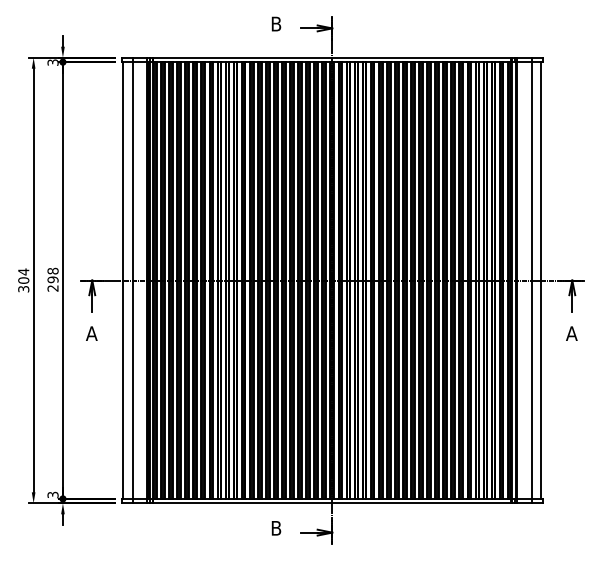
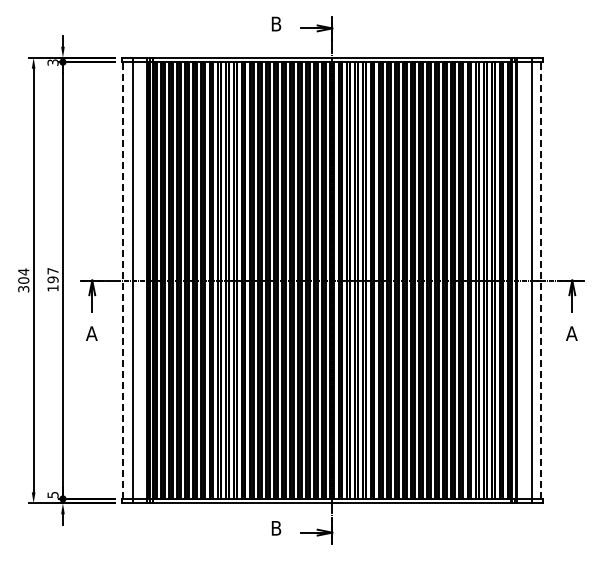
text: 298 -> 197 (52, 279)
line: solid -> dashed (123, 280)
line: solid -> dashed (541, 280)
text: 3 -> 5 (52, 494)
